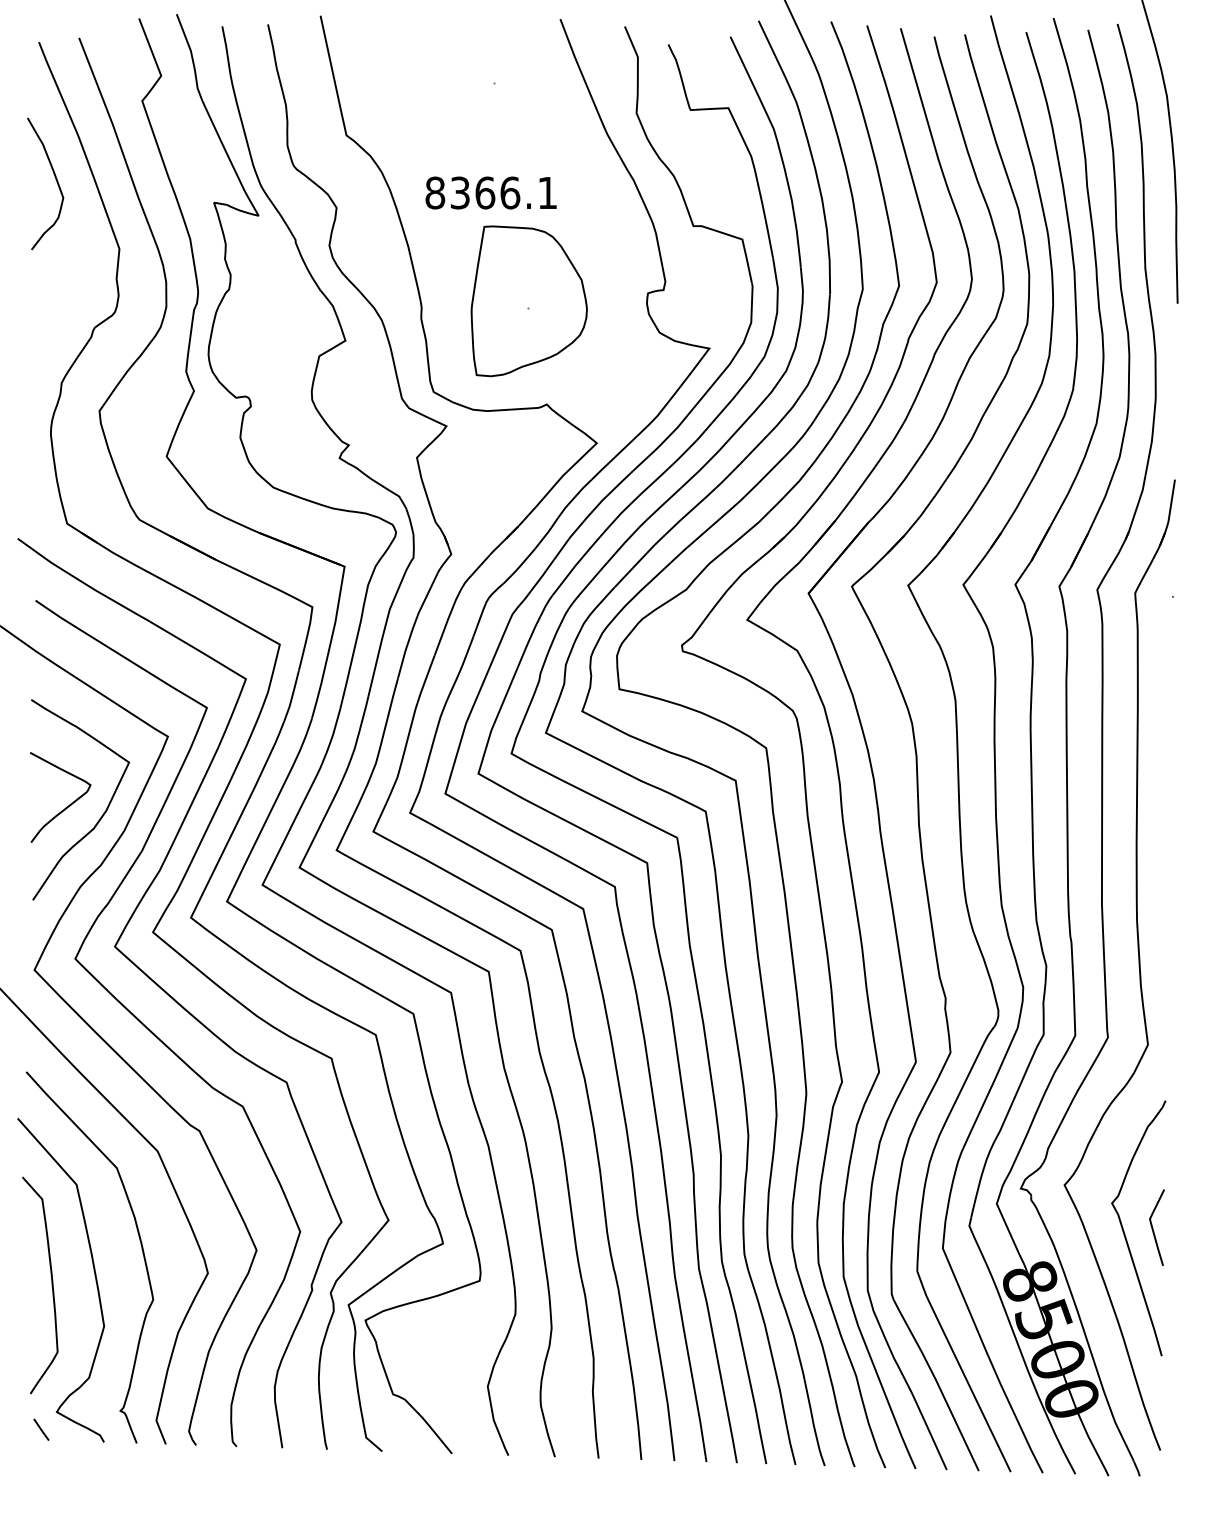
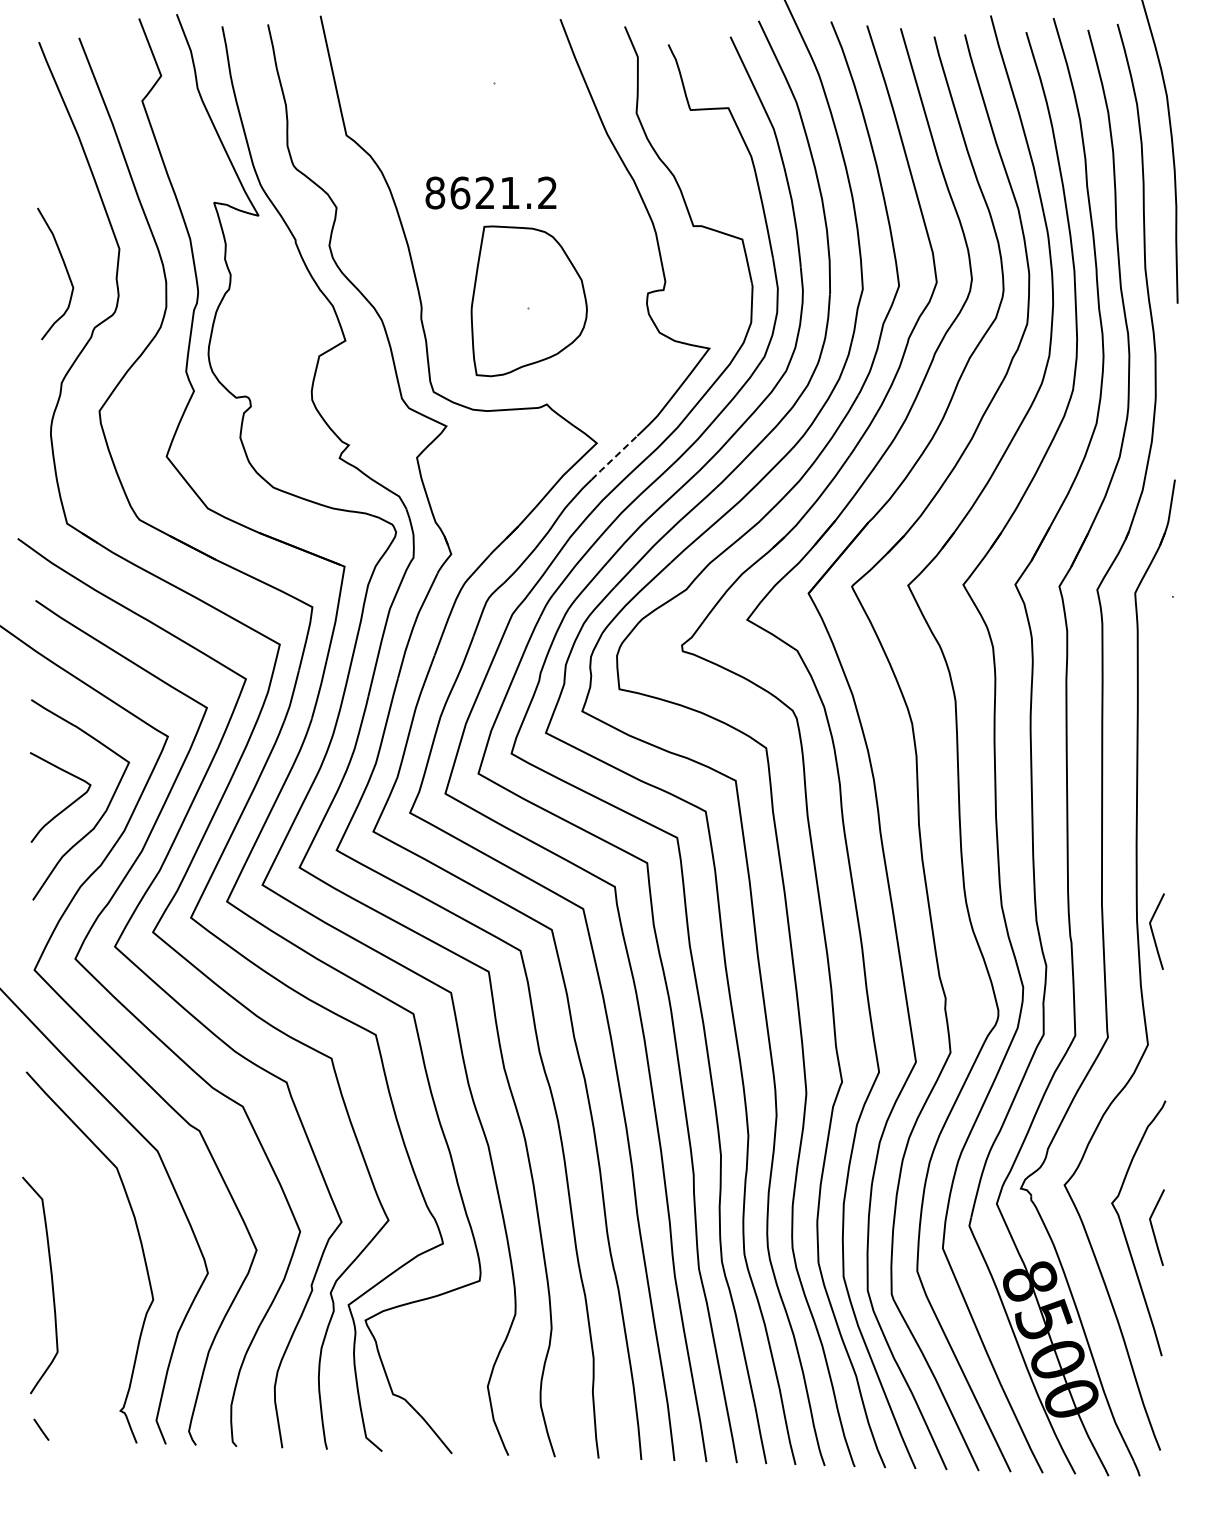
curve position: (55, 179) -> (65, 269) (65, 269)
text: 8366.1 -> 8621.2 (503, 192)
line: solid -> dashed (614, 457)
curve: none -> present (1153, 931)
curve: present -> none (94, 1276)
